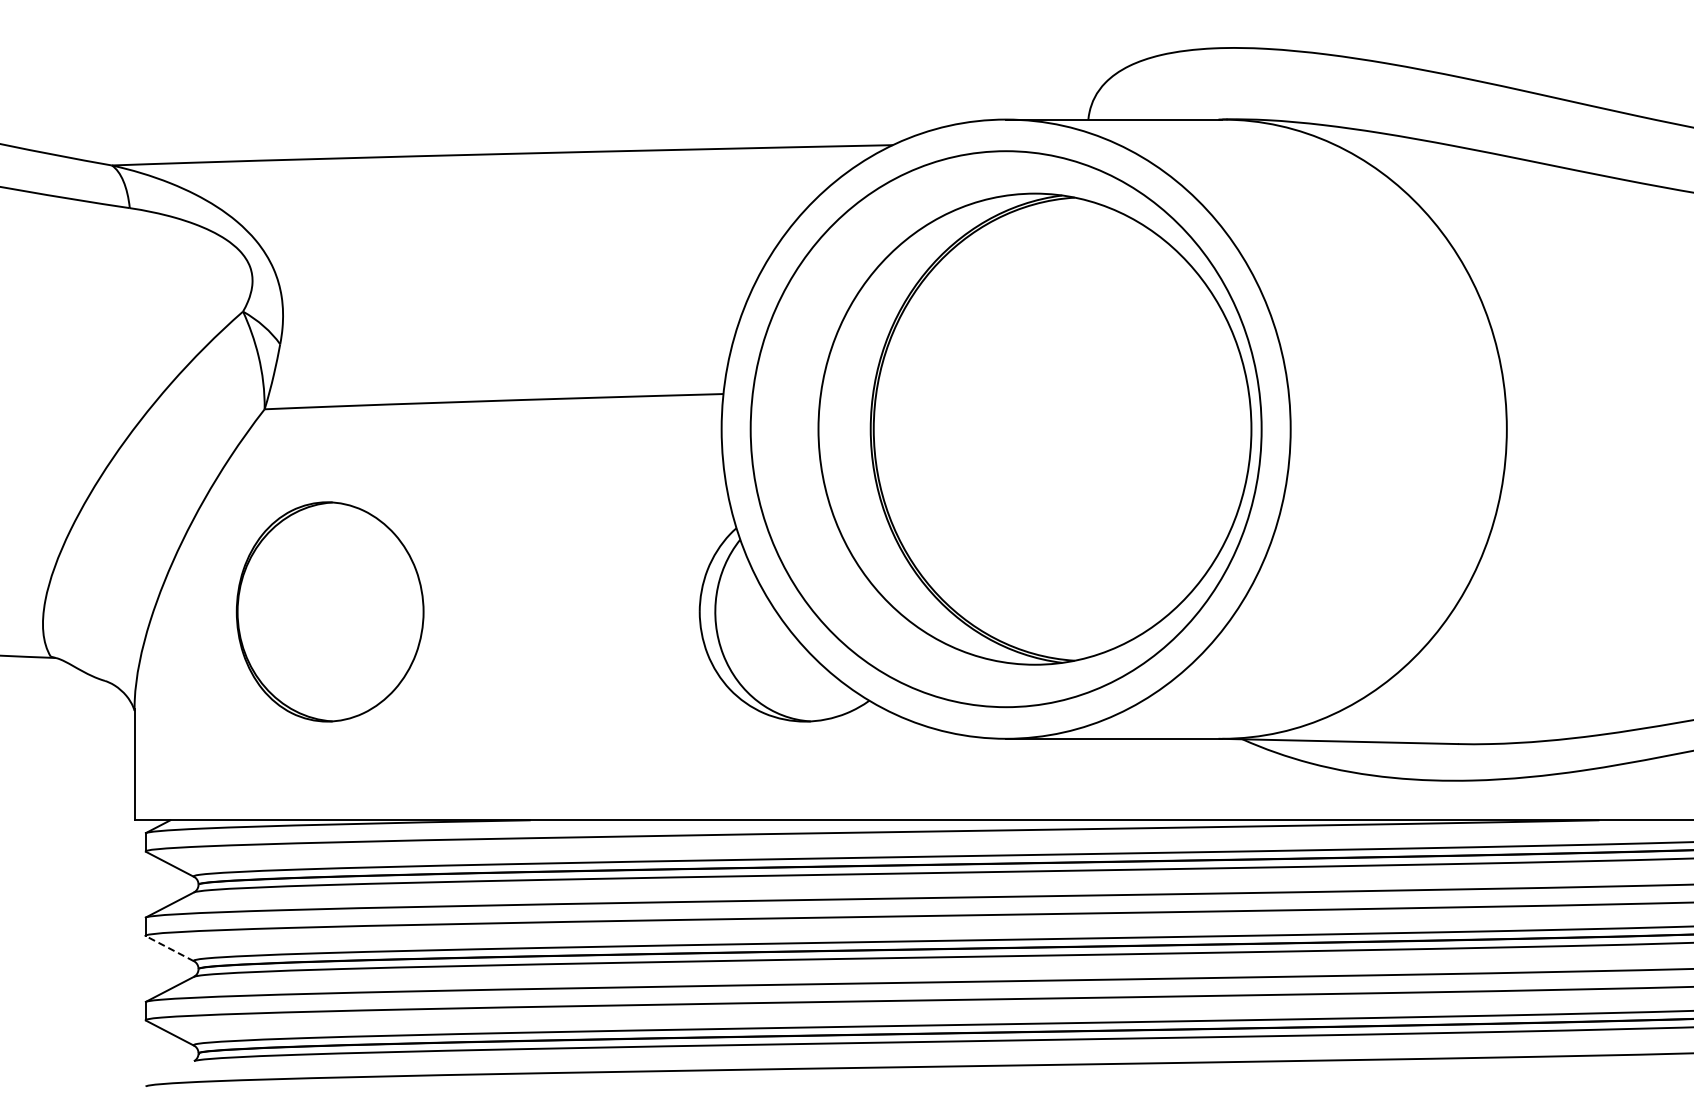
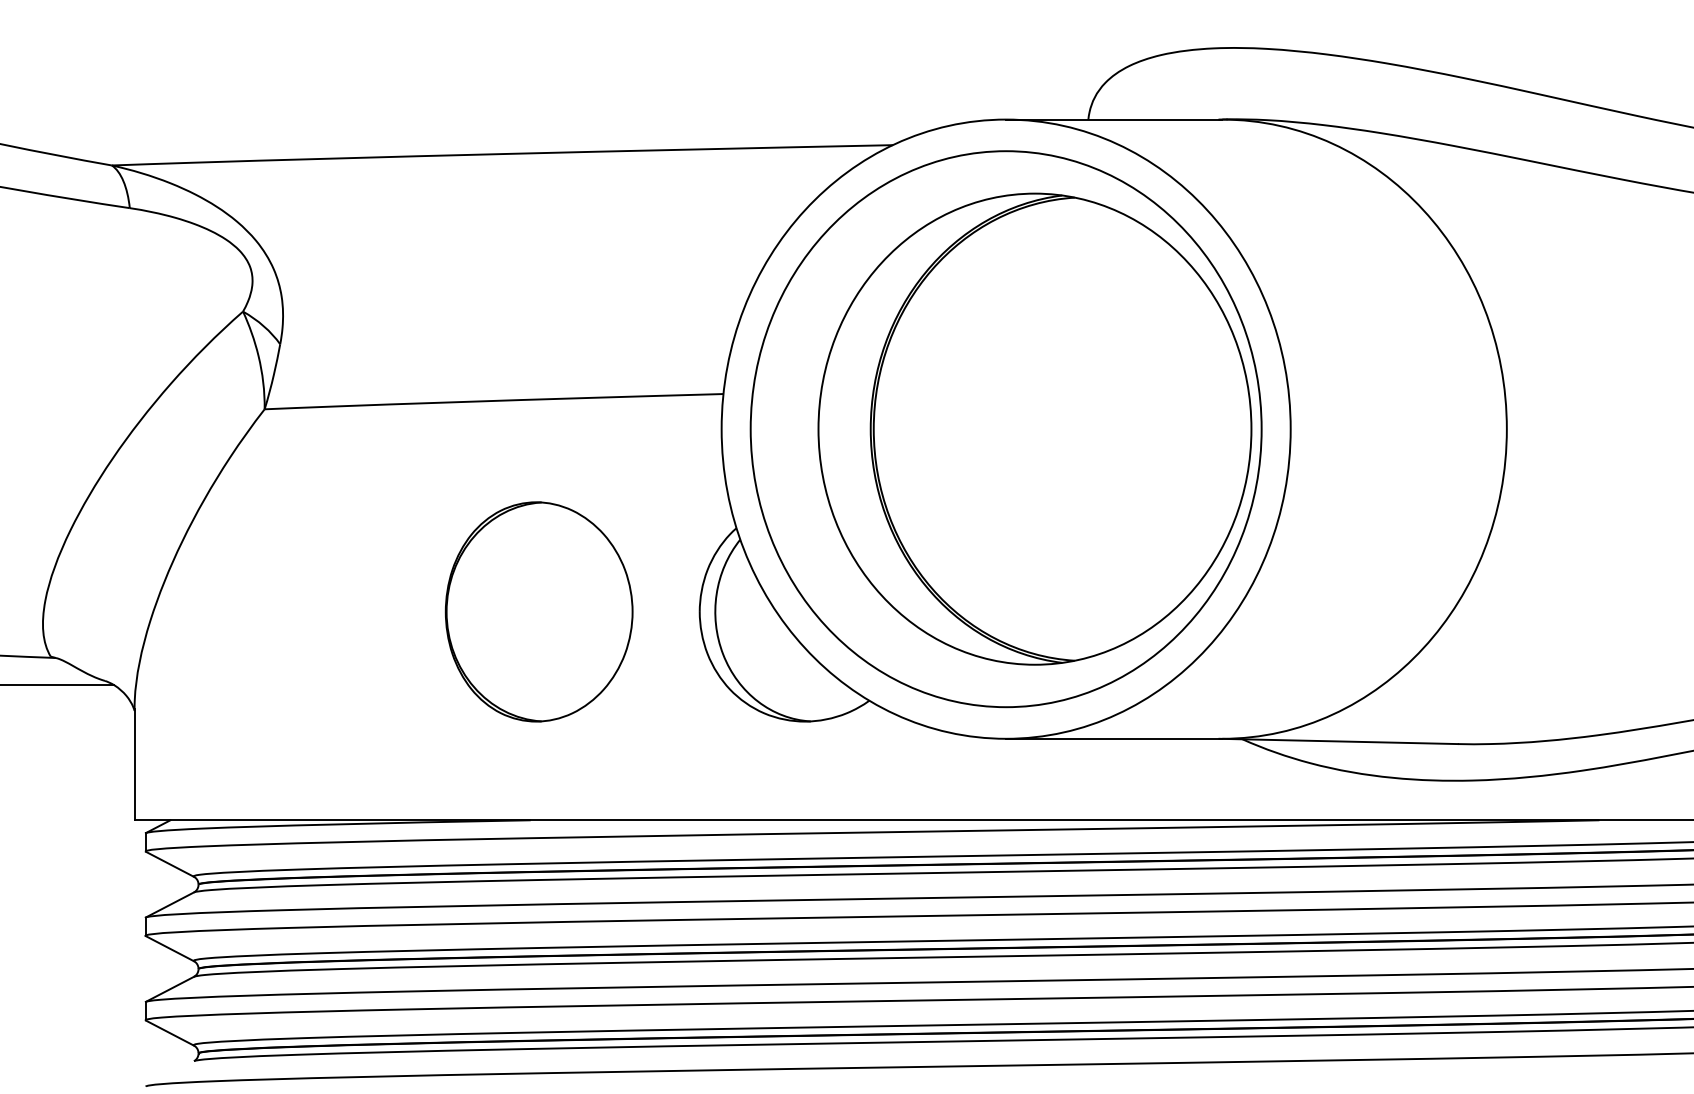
part position: (329, 611) -> (538, 611) (538, 611)
line: none -> present (58, 685)
line: dashed -> solid (169, 948)
